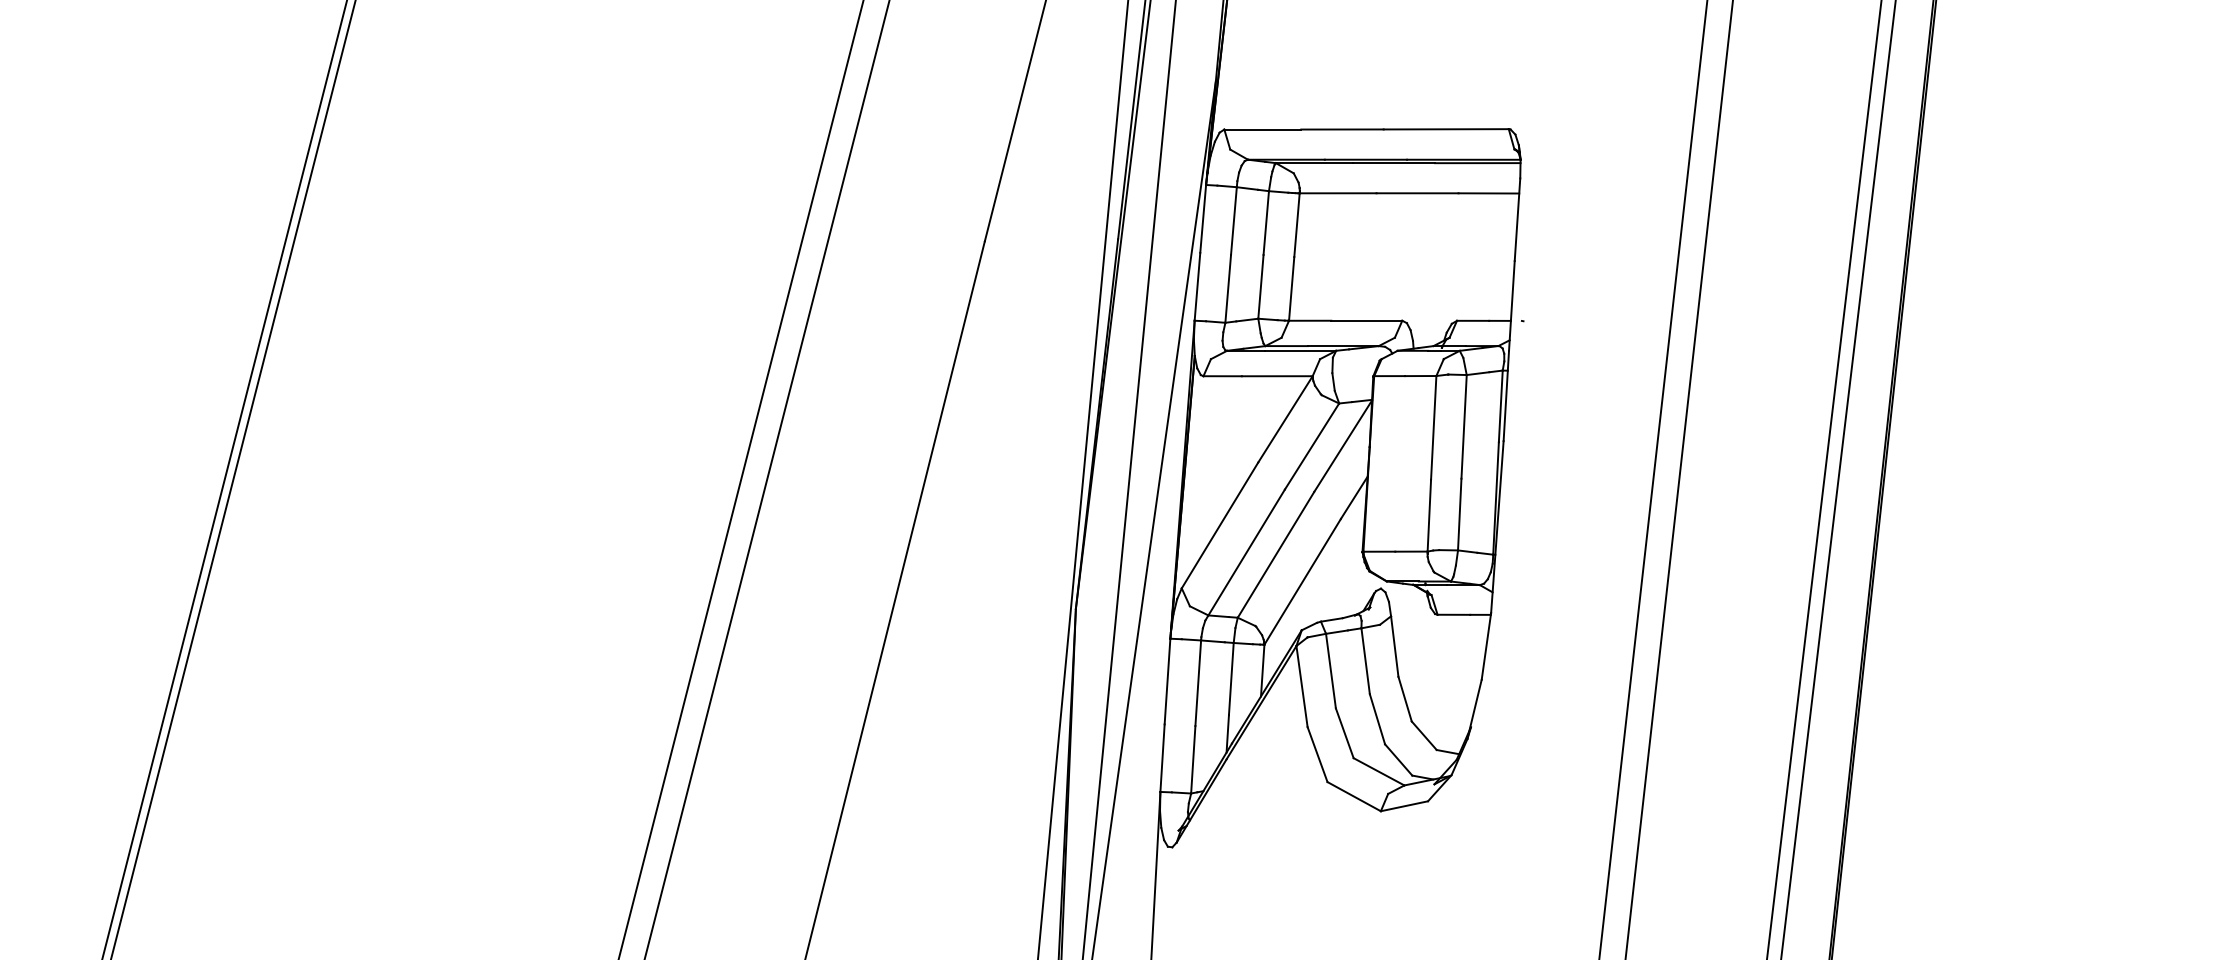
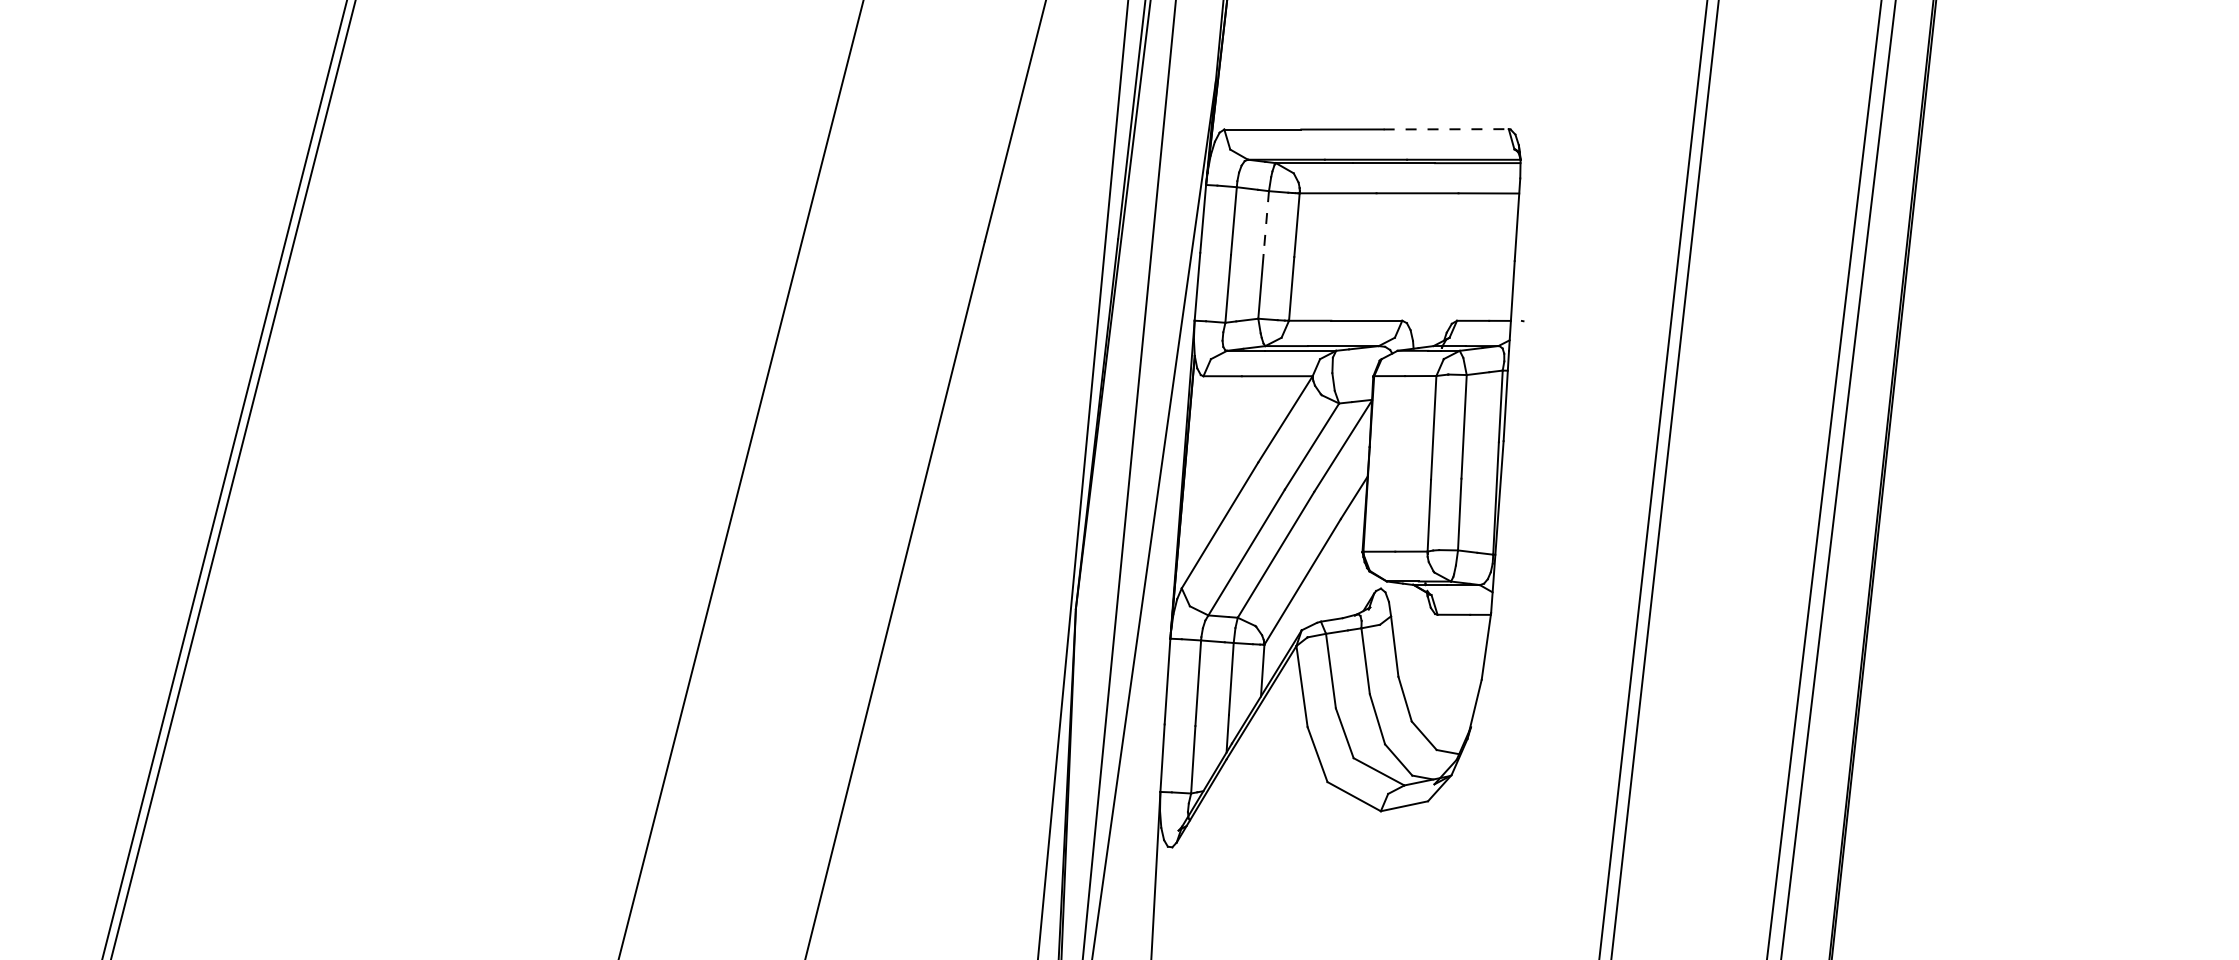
line: solid -> dashed (1446, 129)
line: solid -> dashed (1266, 223)
line: present -> none (767, 479)
line position: (1678, 479) -> (1664, 479) (1664, 479)
